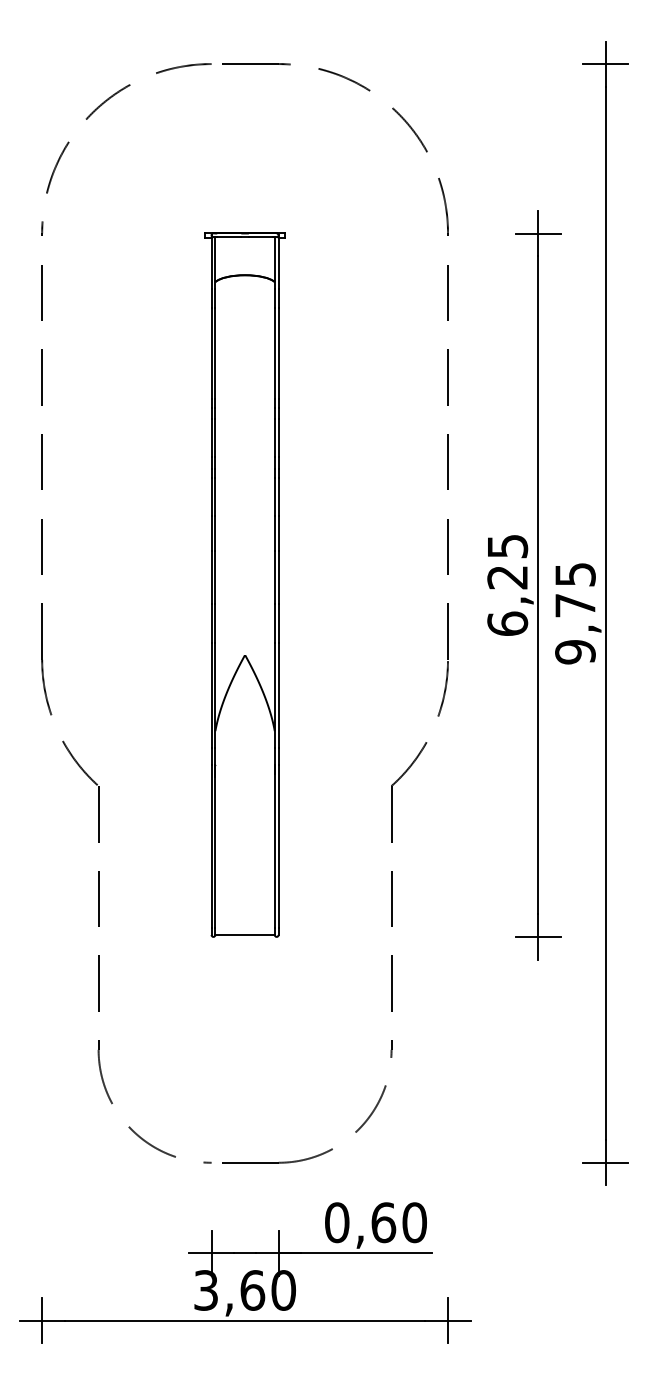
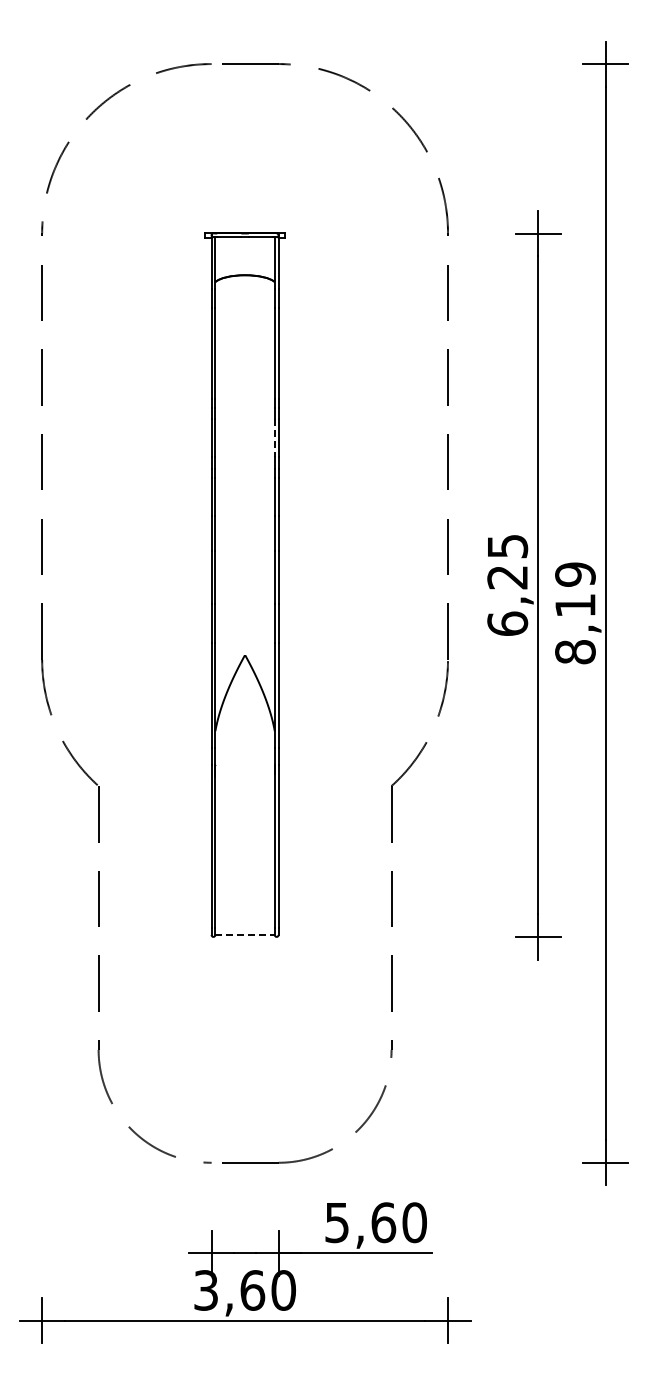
line: solid -> dashed (274, 438)
text: 9,75 -> 8,19 (575, 613)
line: solid -> dashed (245, 935)
text: 0,60 -> 5,60 (337, 1222)
